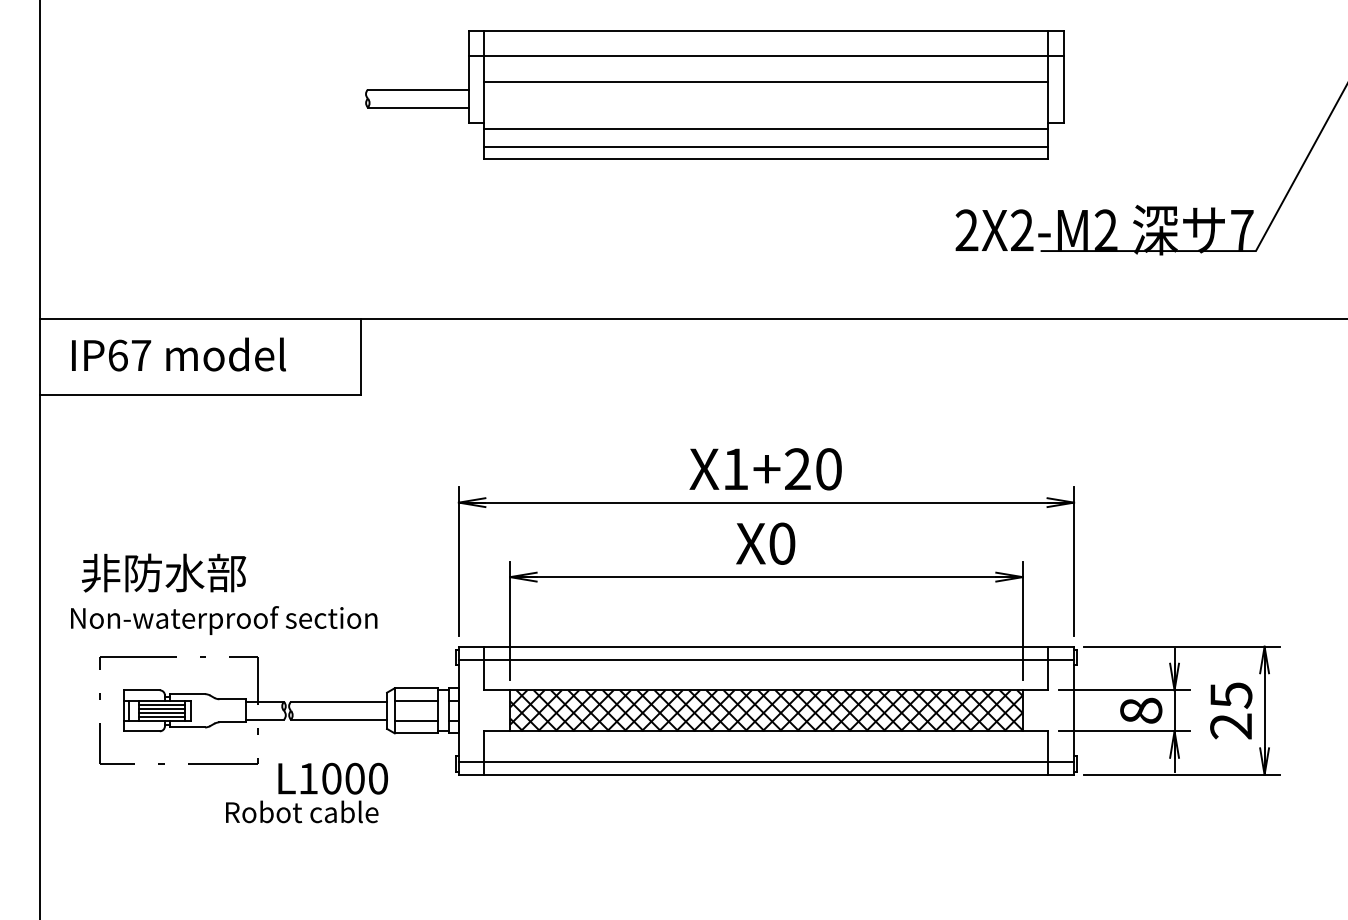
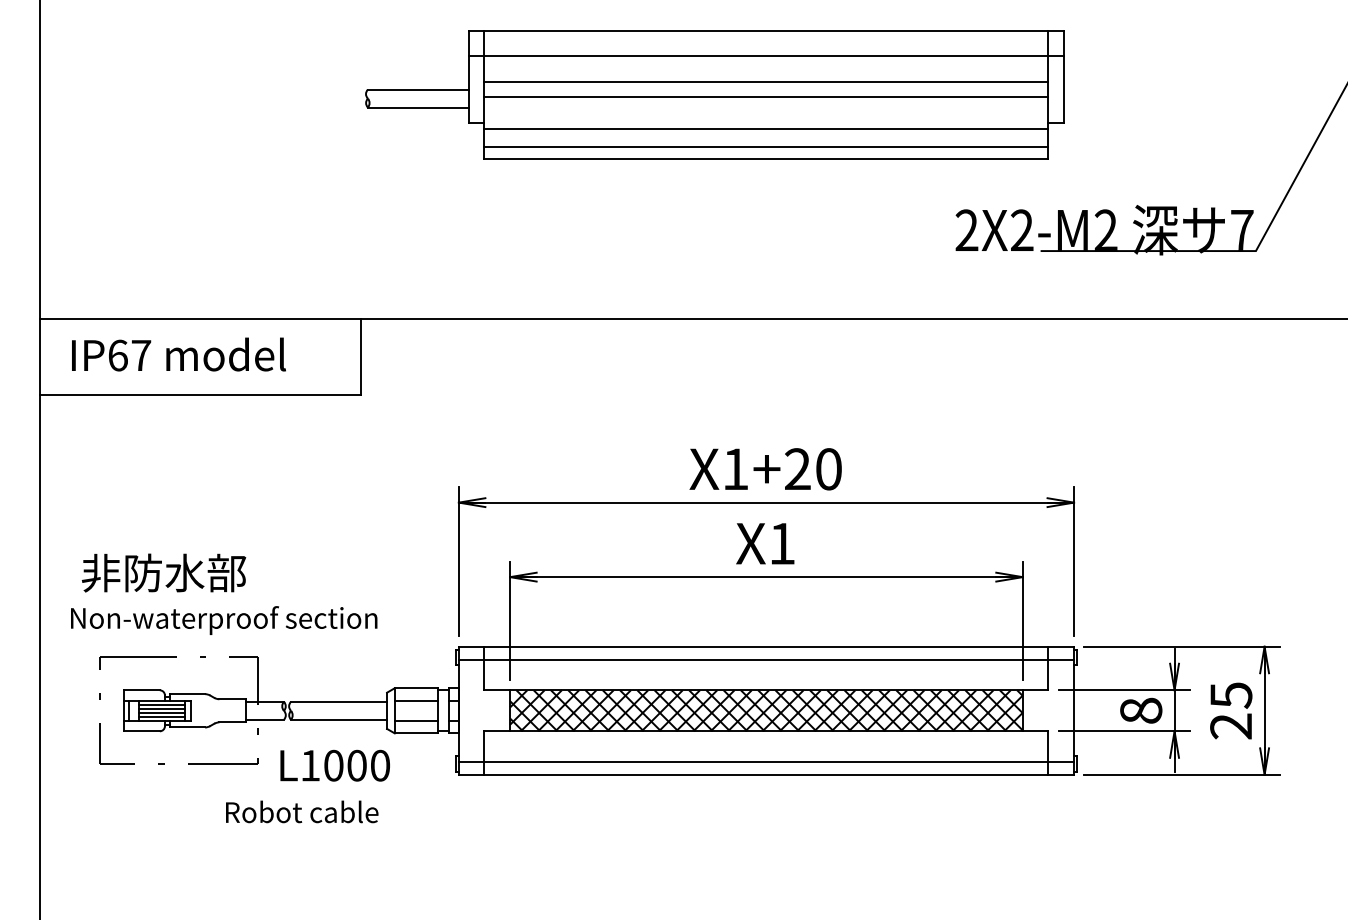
line: none -> present (766, 97)
text: X0 -> X1 (782, 543)
text position: (332, 778) -> (334, 765) (334, 765)
